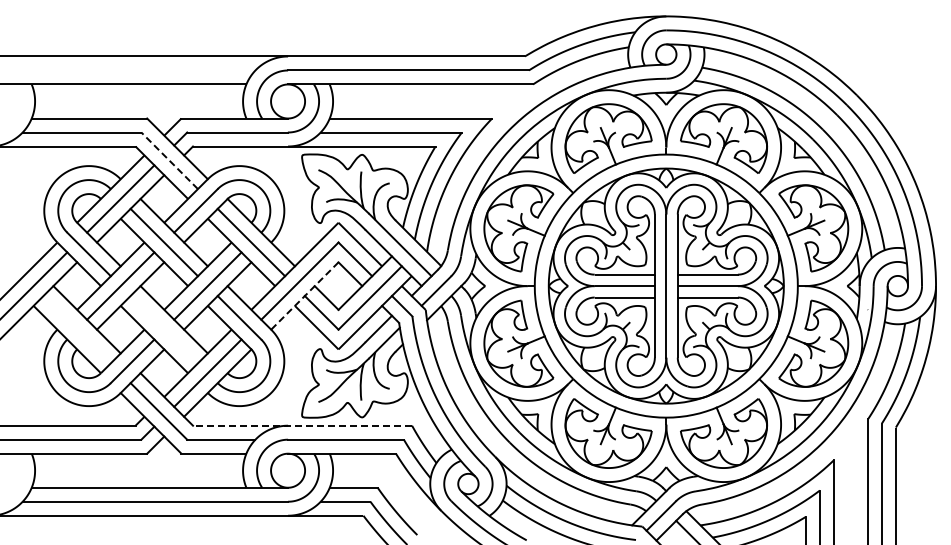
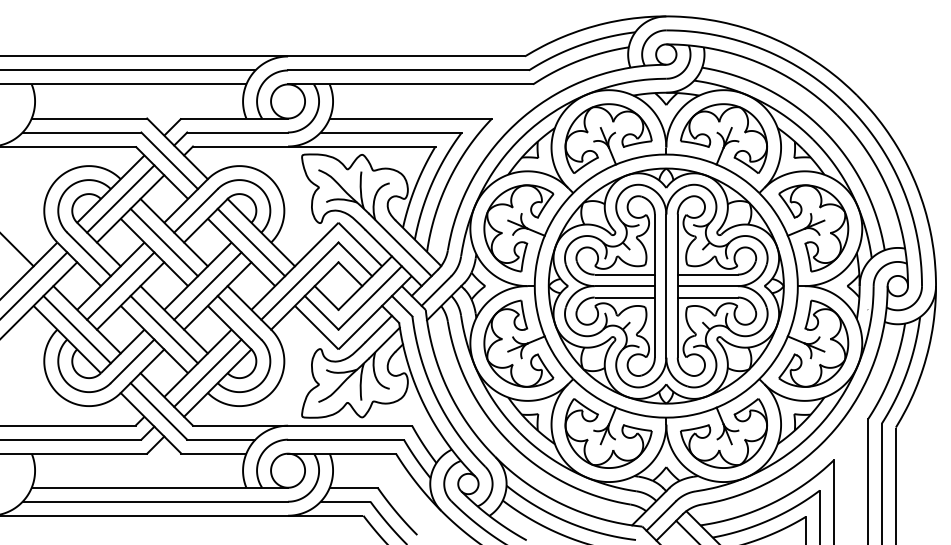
line: none -> present (128, 70)
line: dashed -> solid (169, 160)
line: none -> present (17, 250)
line: dashed -> solid (304, 296)
line: none -> present (76, 329)
line: none -> present (163, 329)
line: dashed -> solid (302, 425)
